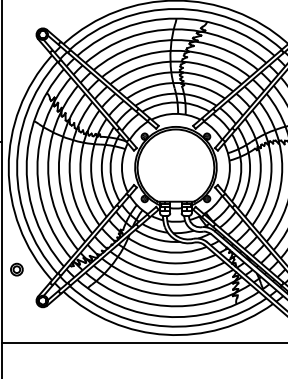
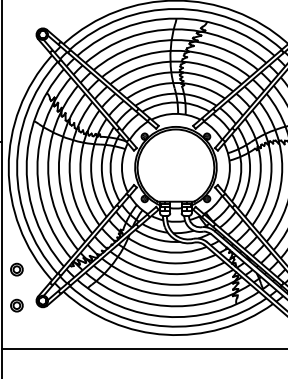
part: none -> present (16, 305)
line position: (143, 342) -> (143, 348) (143, 348)
